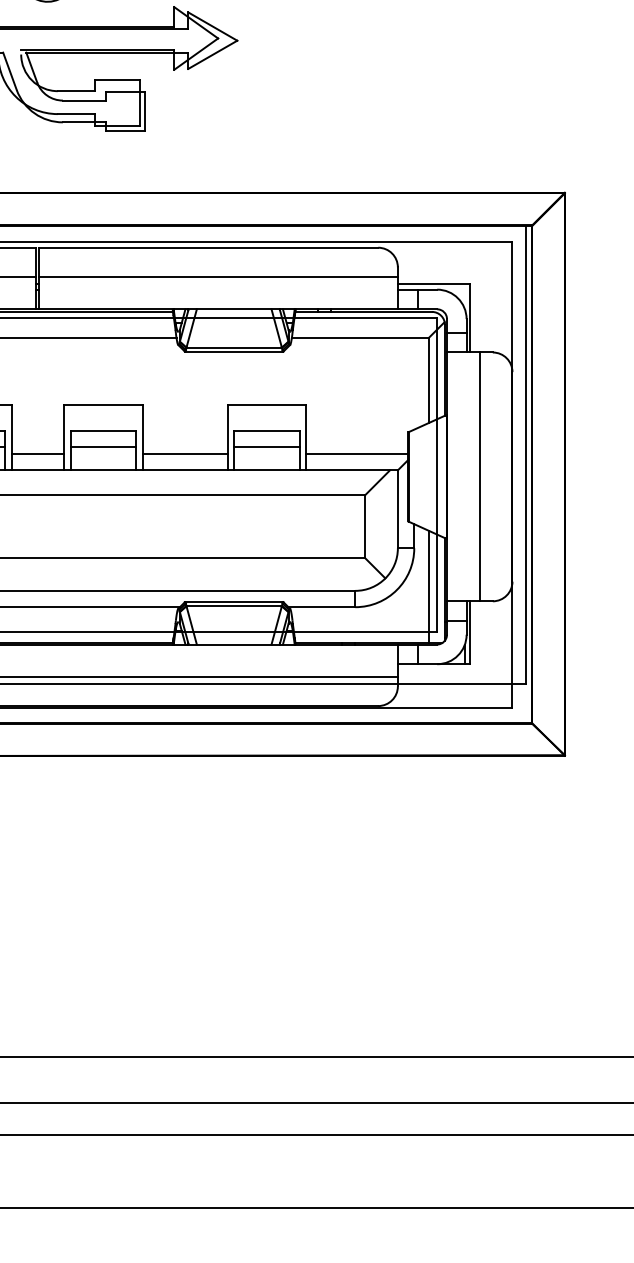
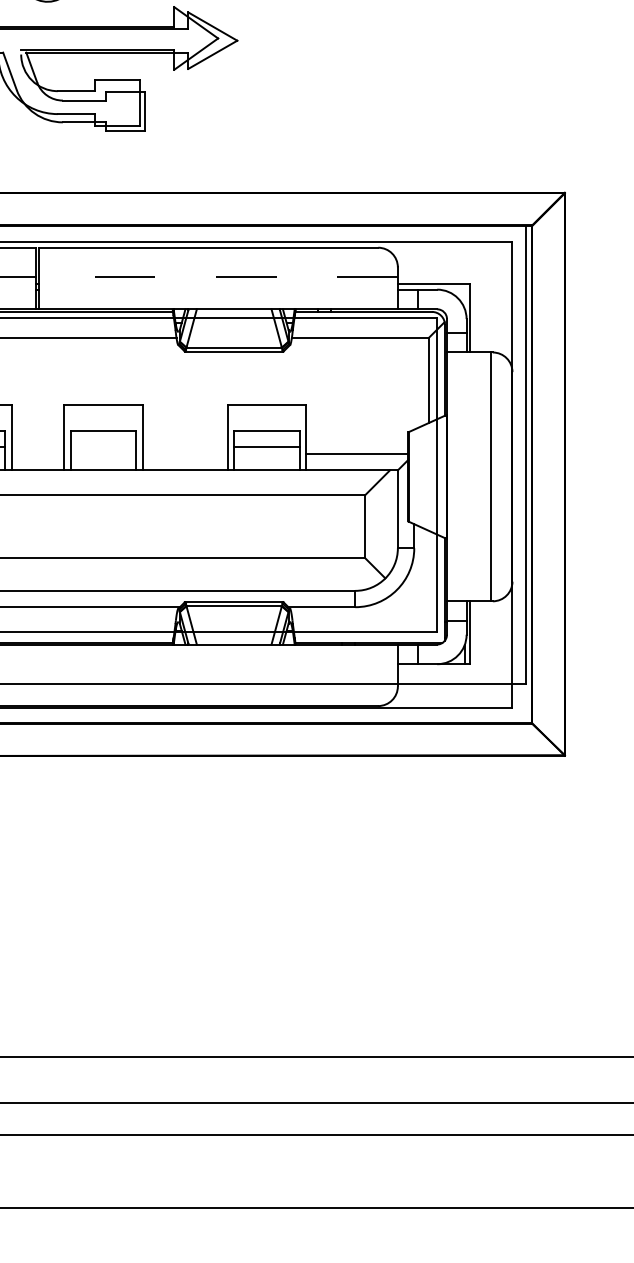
line: solid -> dashed (218, 276)
line: present -> none (102, 446)
line: present -> none (37, 454)
line: present -> none (184, 454)
line position: (479, 476) -> (490, 476) (490, 476)
line: present -> none (428, 586)
line: present -> none (199, 677)
